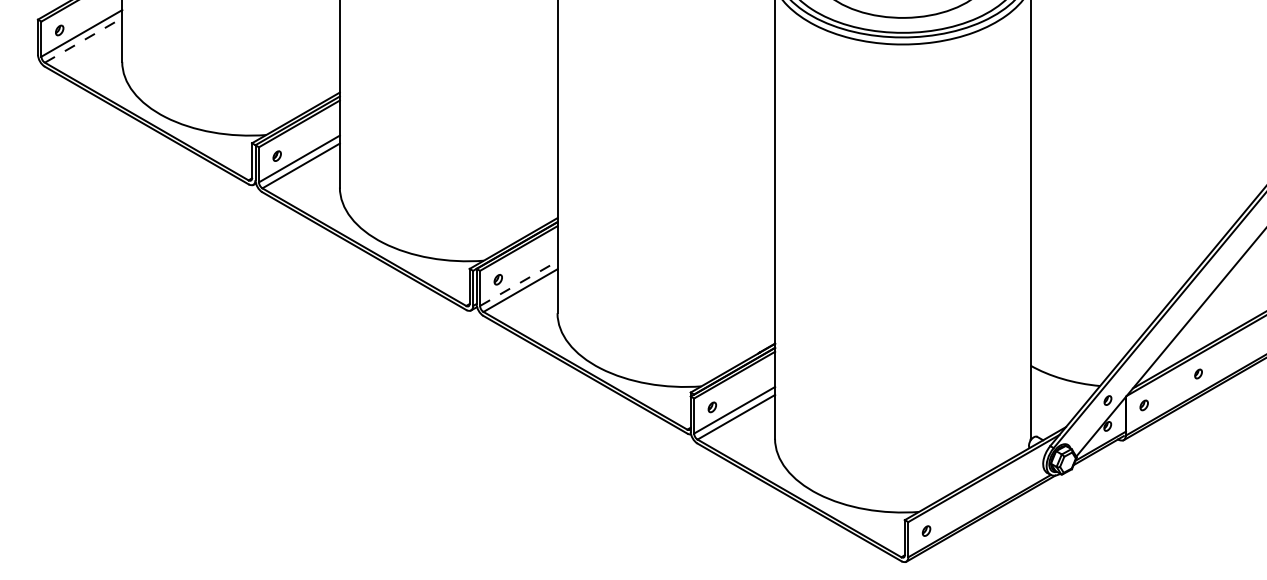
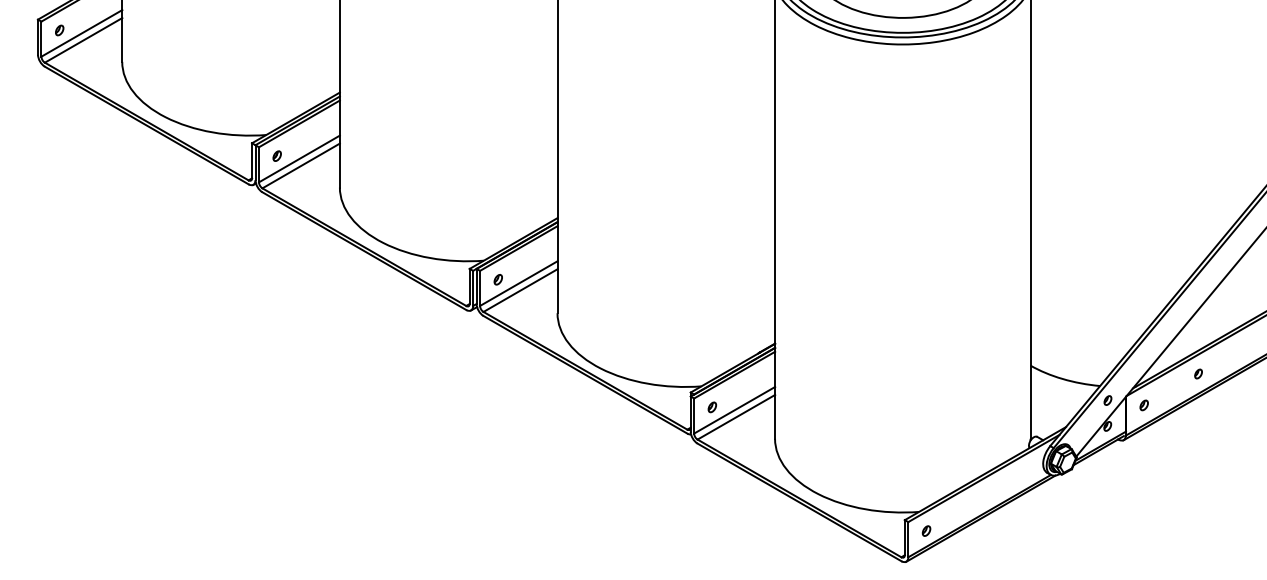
line: dashed -> solid (83, 40)
line: dashed -> solid (518, 283)
